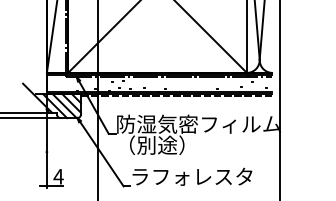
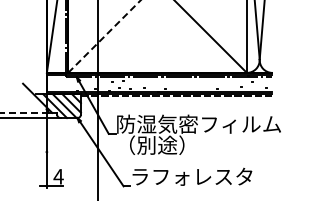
line: solid -> dashed (104, 36)
line: present -> none (280, 99)
line: solid -> dashed (24, 112)
